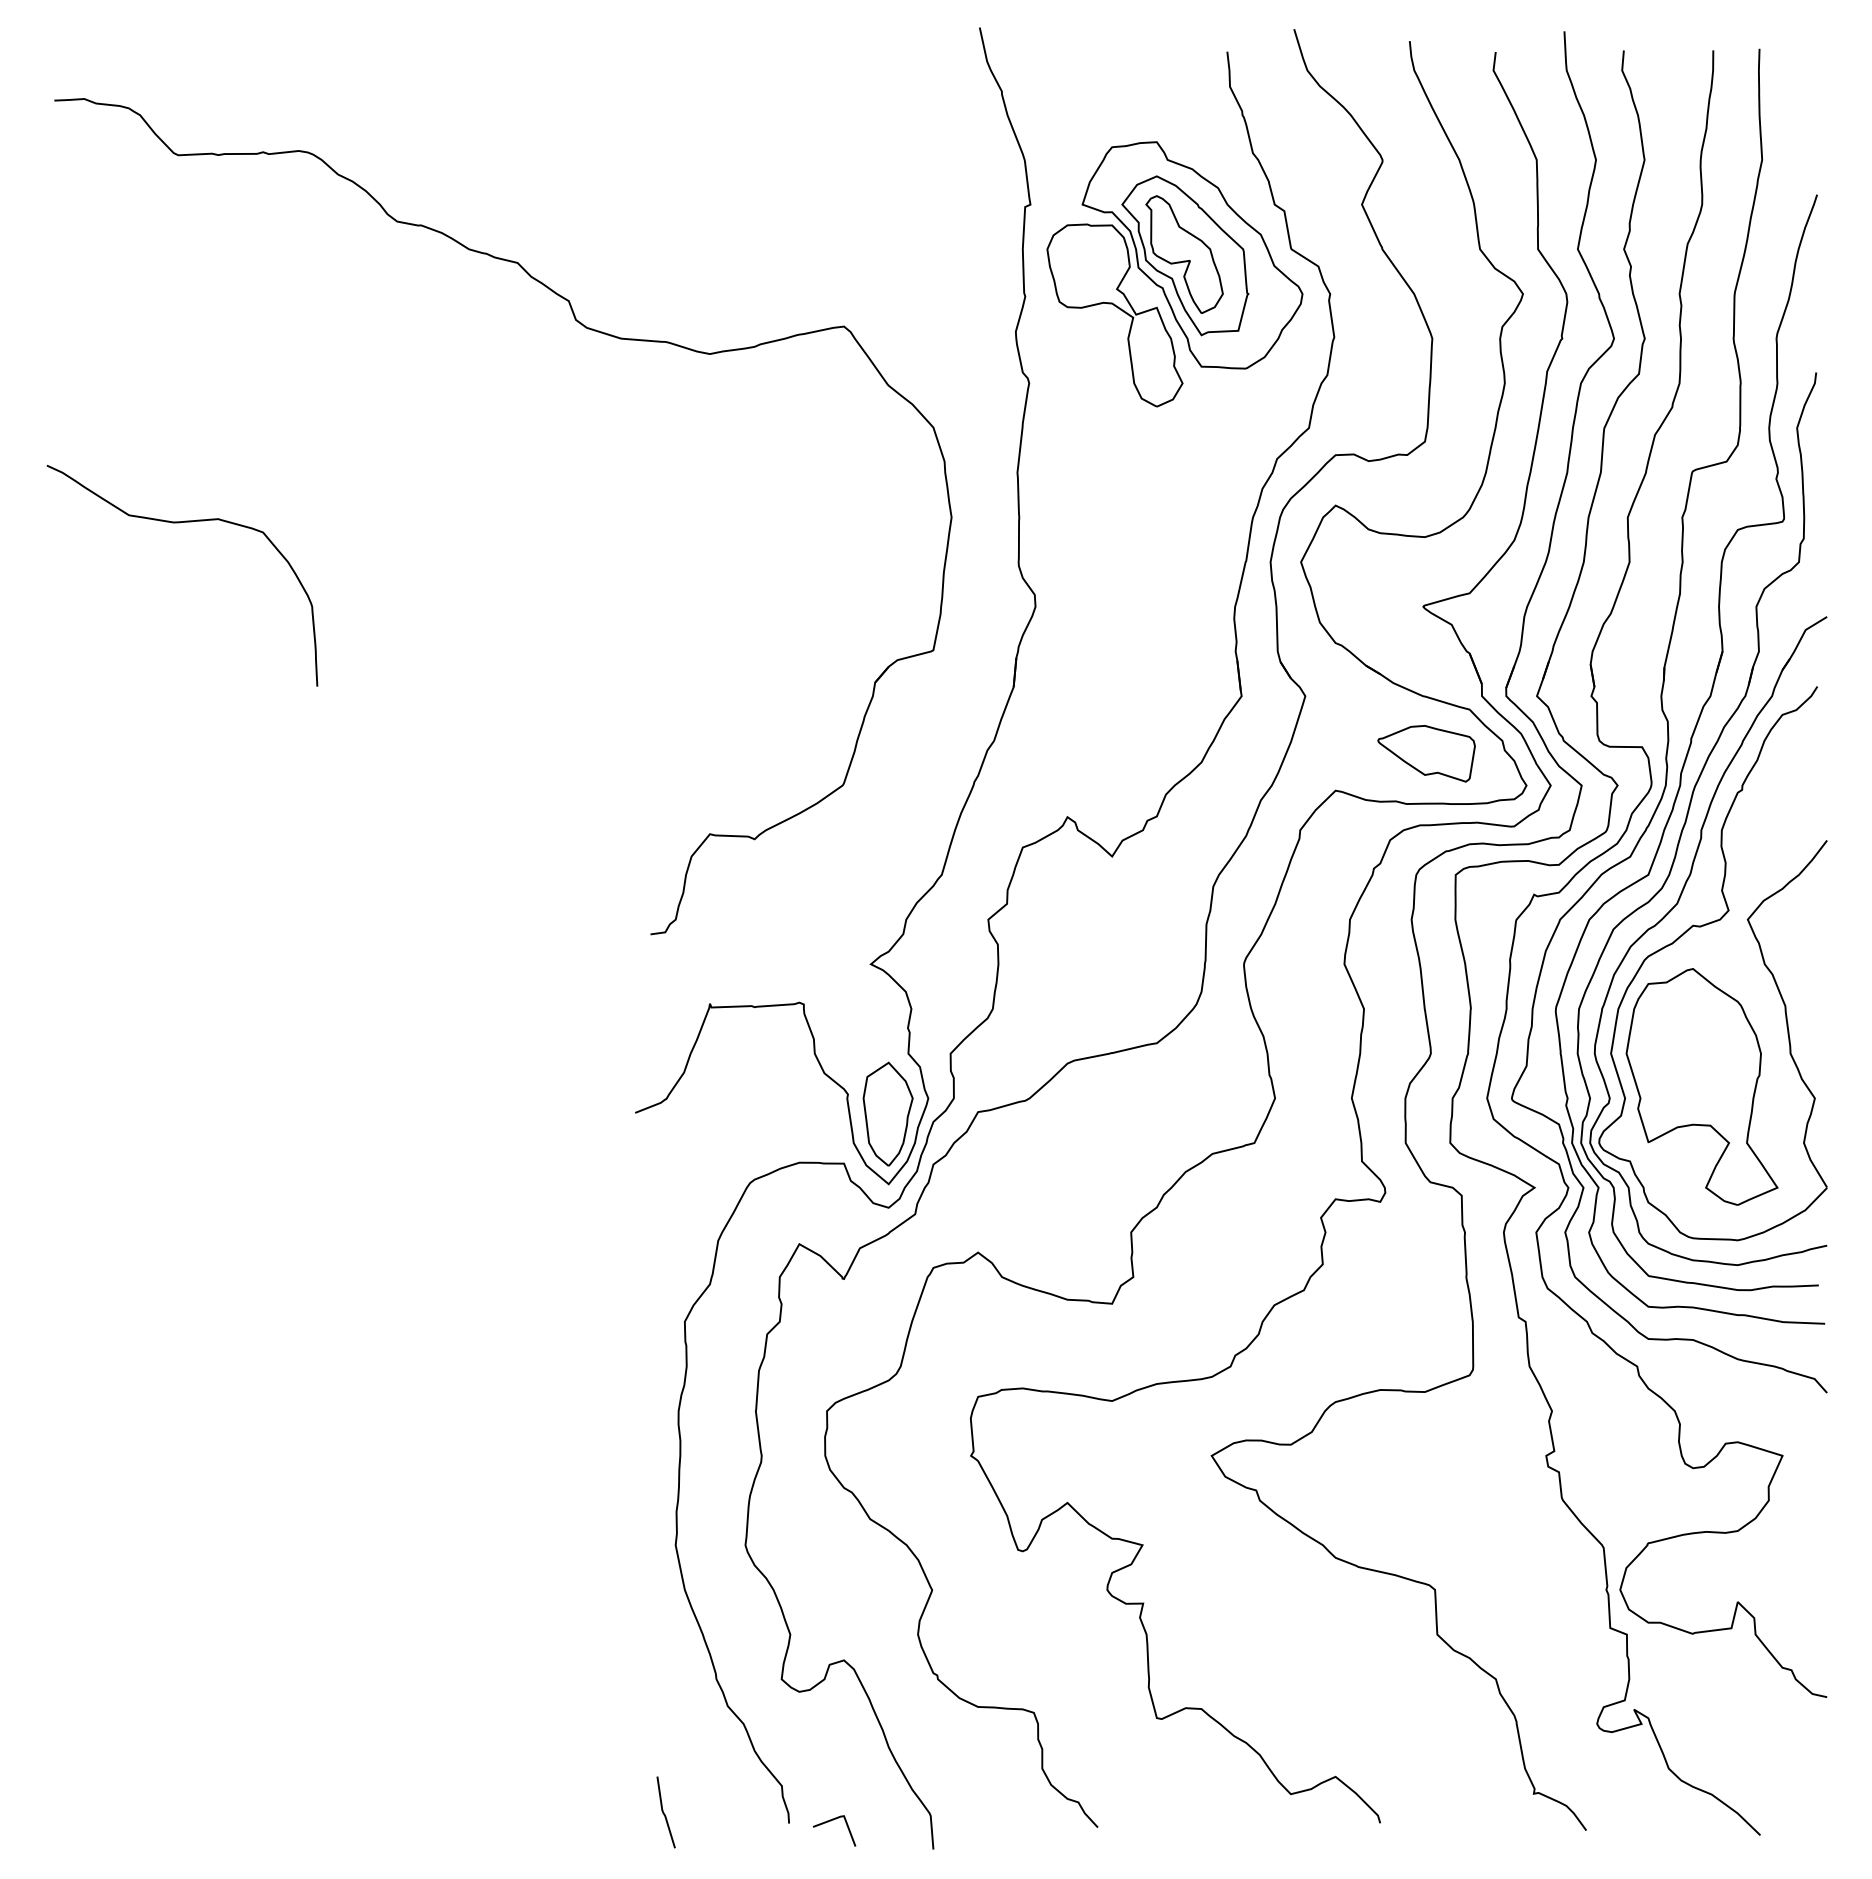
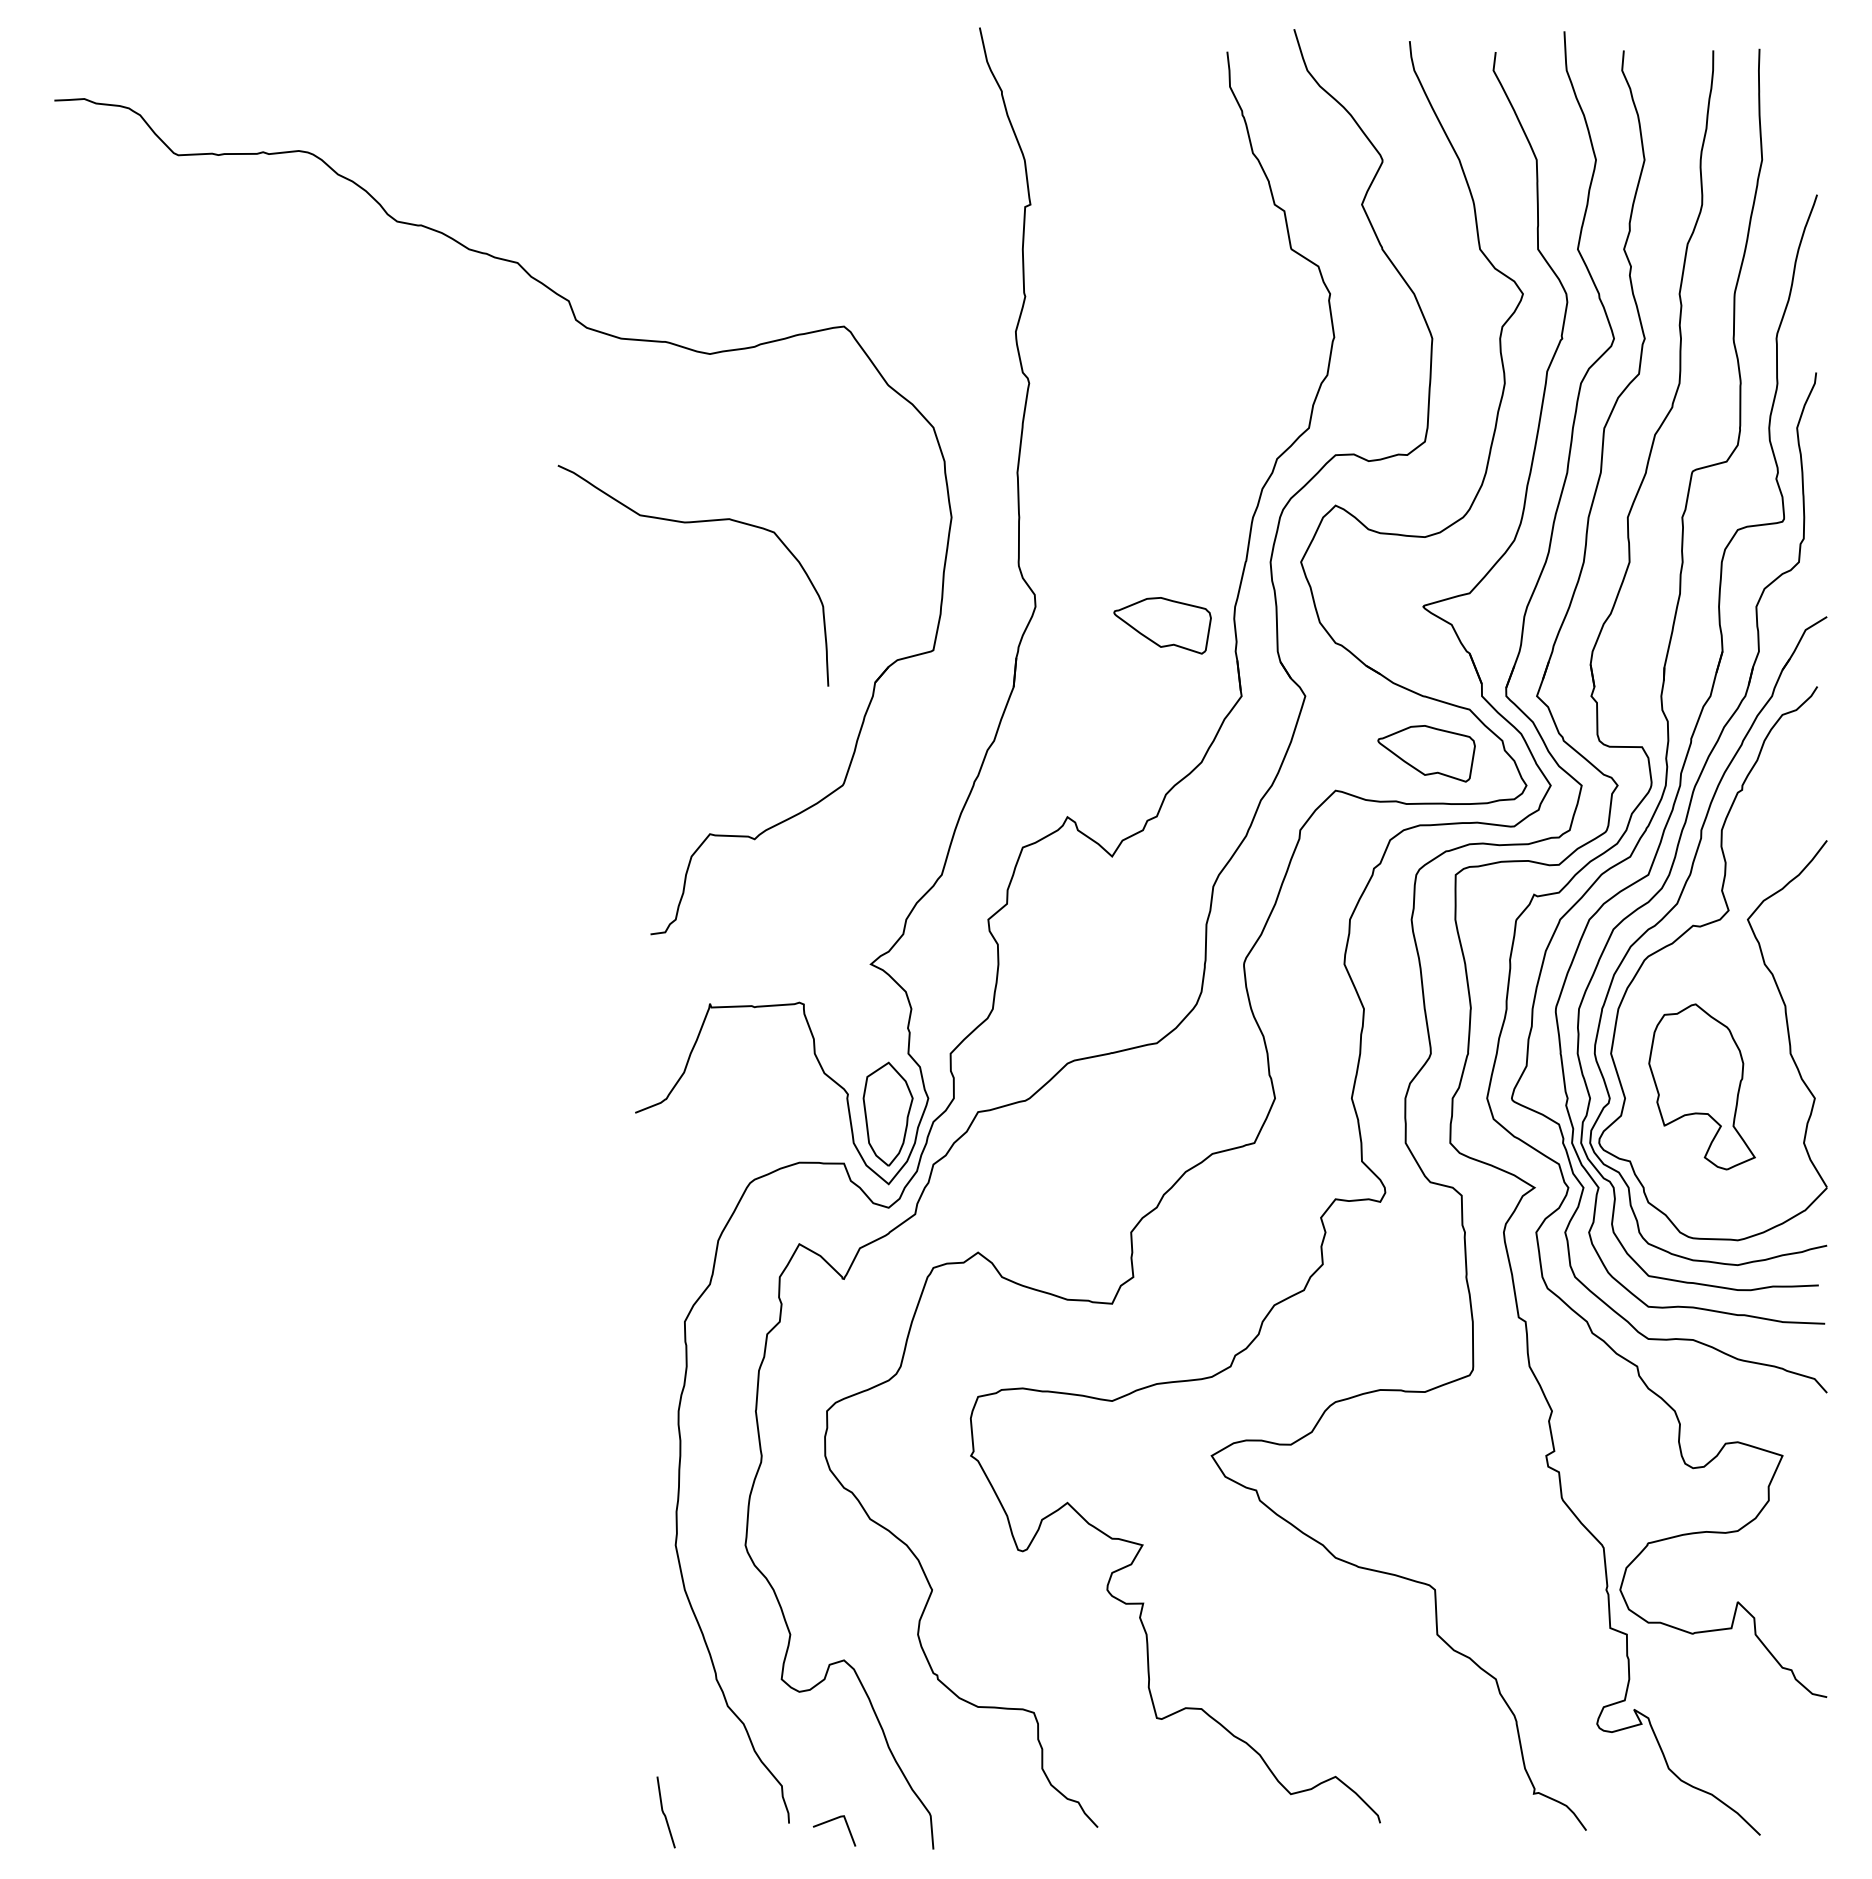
part: present -> none (1174, 274)
curve position: (180, 523) -> (691, 523) (691, 523)
part: none -> present (1162, 625)
part size: 154x238 px -> 108x168 px (1701, 1086)
